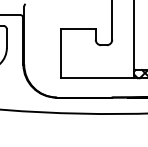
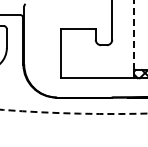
line: solid -> dashed (134, 35)
arc: solid -> dashed (74, 113)
